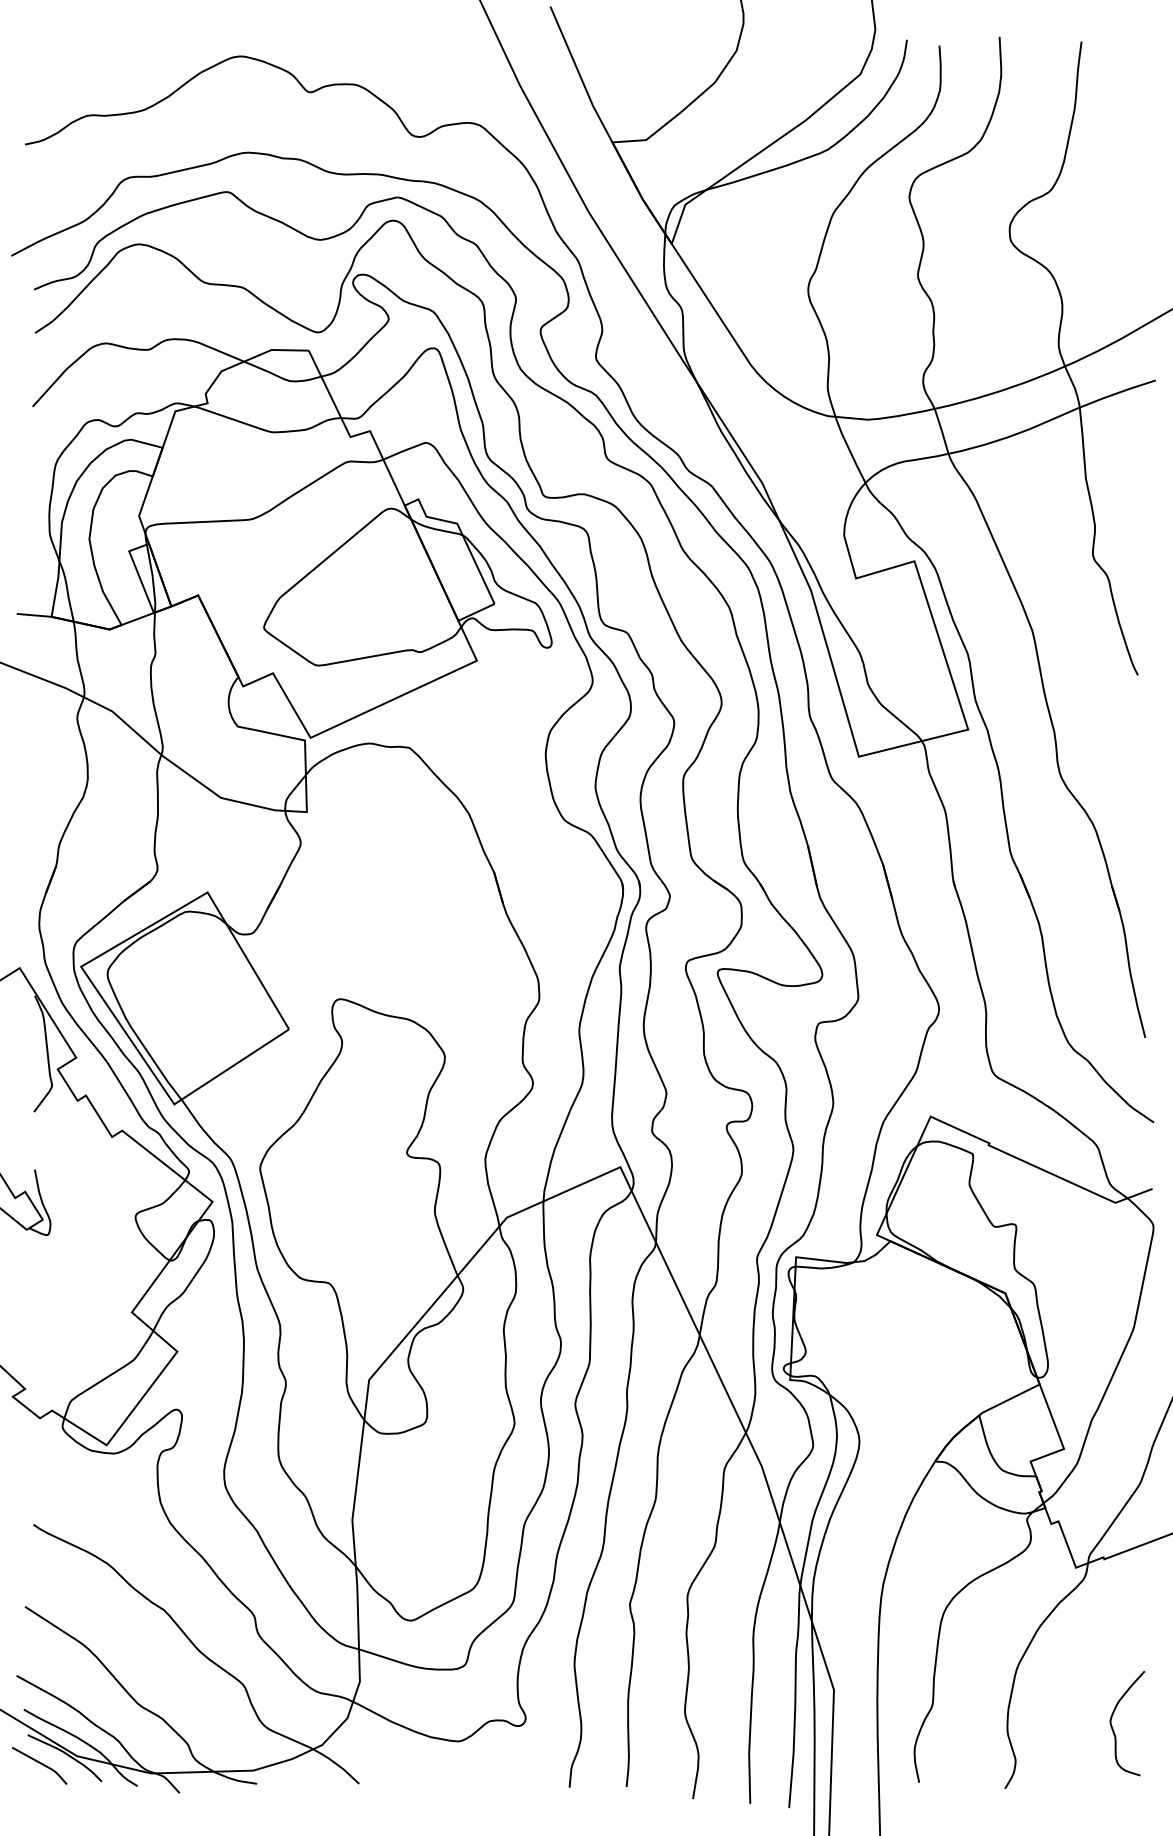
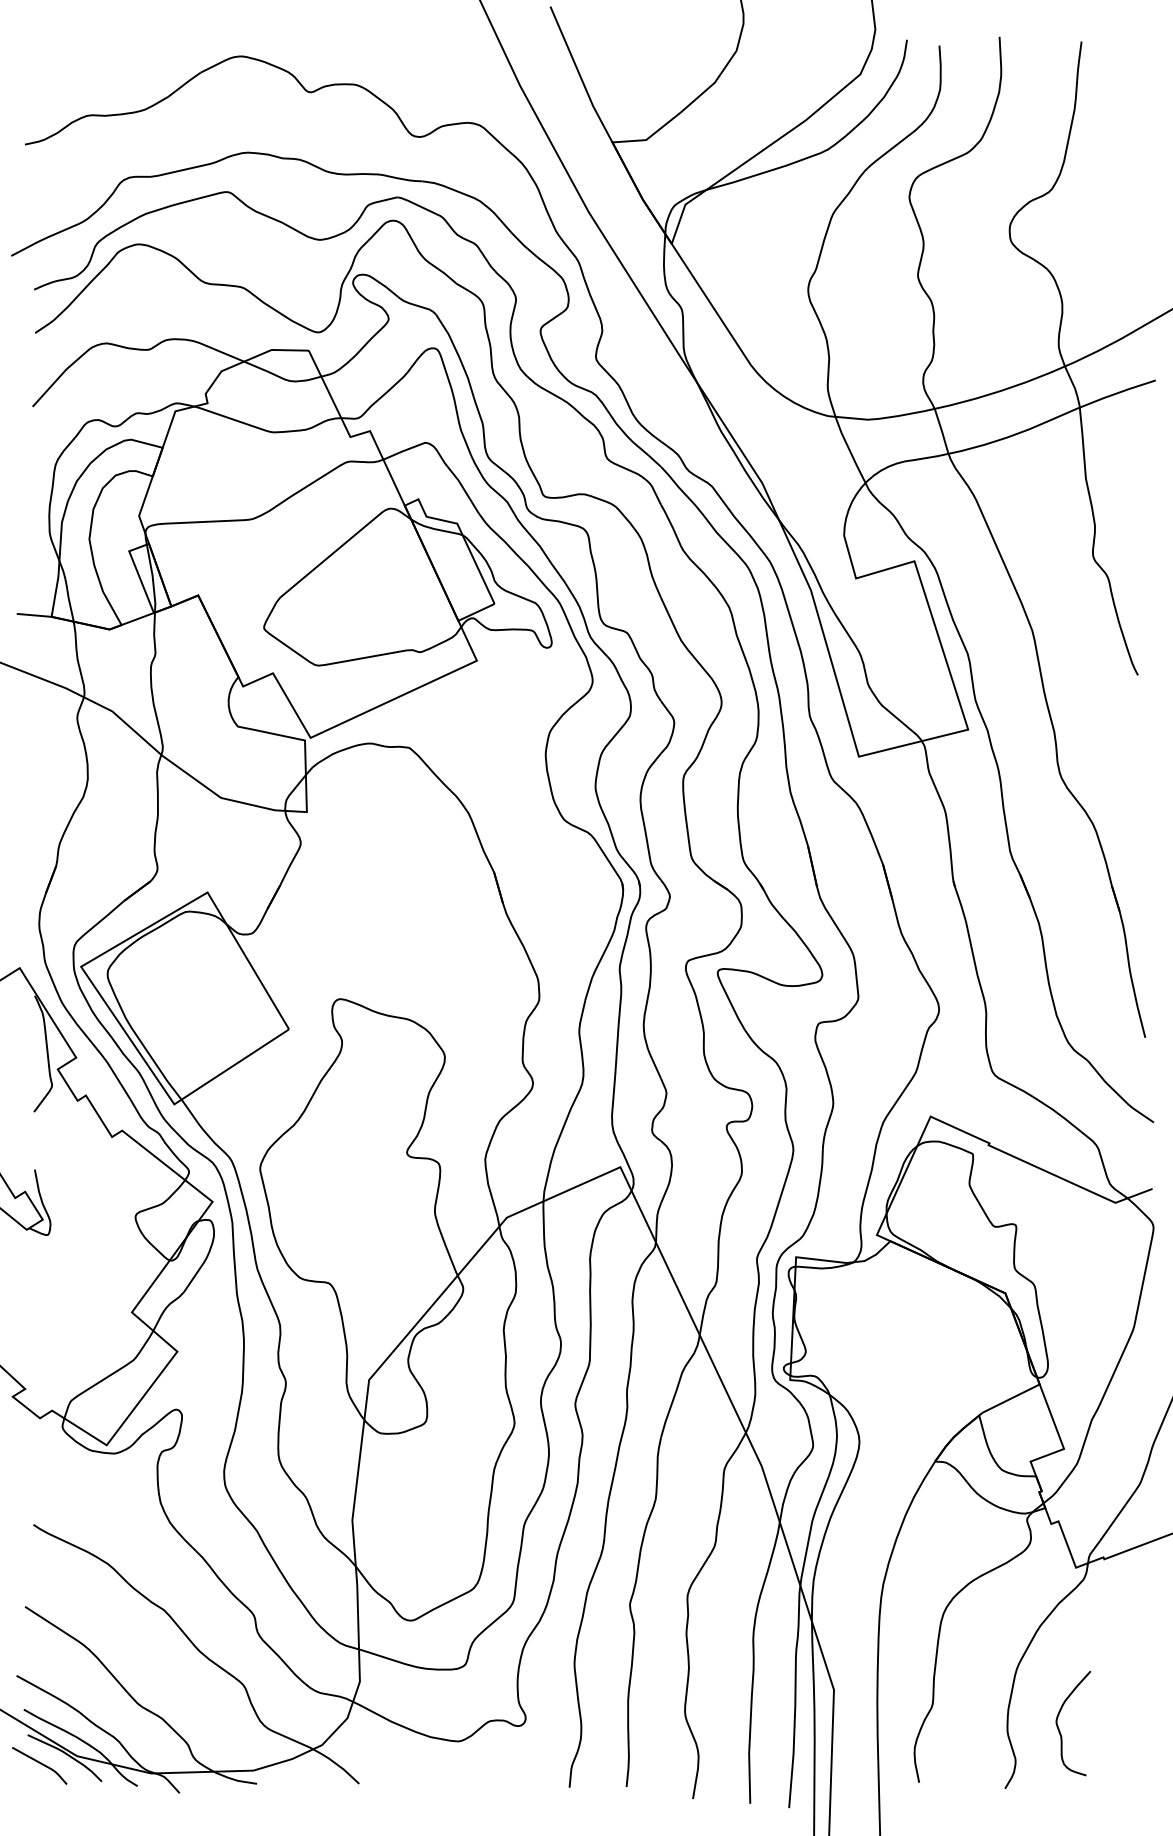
curve position: (1113, 1728) -> (1059, 1728) (1059, 1728)
